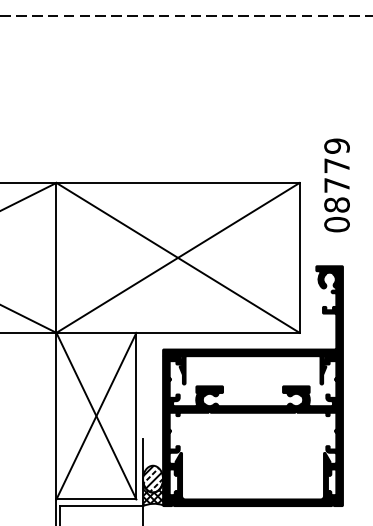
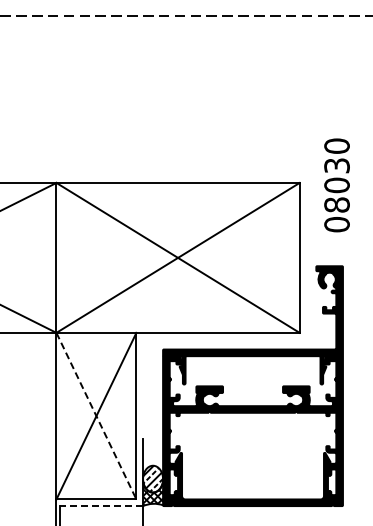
text: 08779 -> 08030 (336, 165)
line: solid -> dashed (96, 416)
line: solid -> dashed (101, 506)
